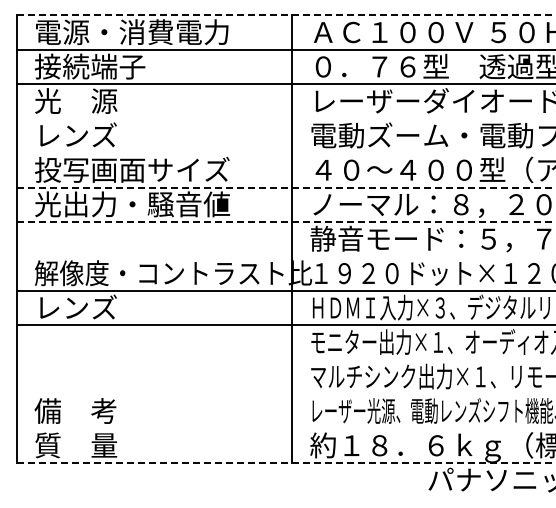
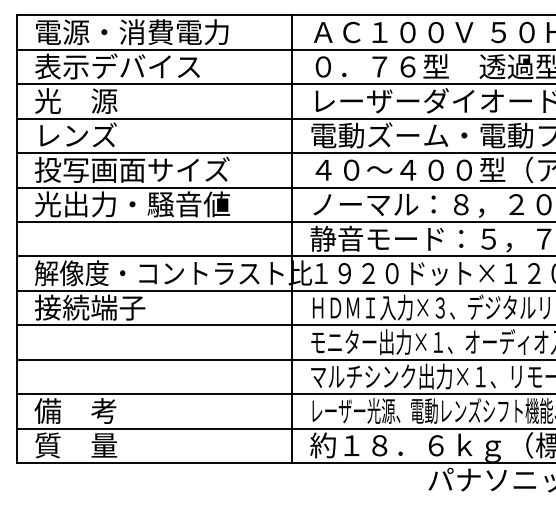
line: dashed -> solid (286, 15)
text: 接続端子 -> 表示デバイス (116, 66)
line: none -> present (284, 118)
line: none -> present (284, 153)
line: dashed -> solid (286, 187)
line: dashed -> solid (286, 221)
line: none -> present (284, 256)
text: レンズ -> 接続端子 (89, 307)
line: none -> present (284, 359)
line: none -> present (284, 394)
line: none -> present (284, 428)
line: dashed -> solid (286, 462)
